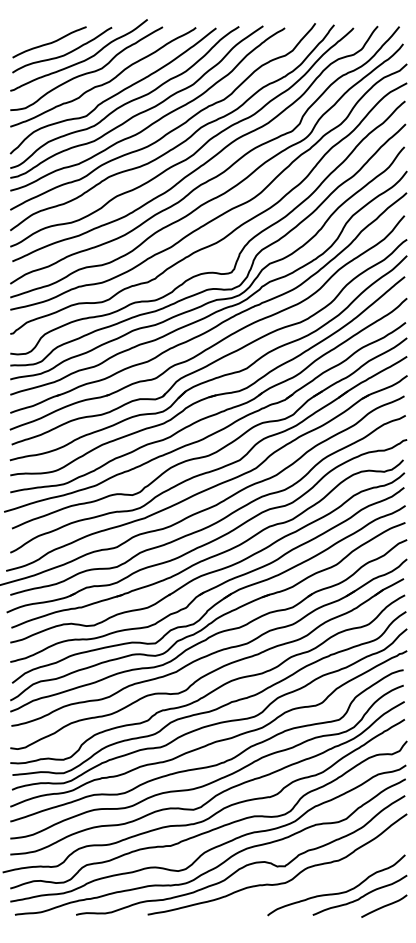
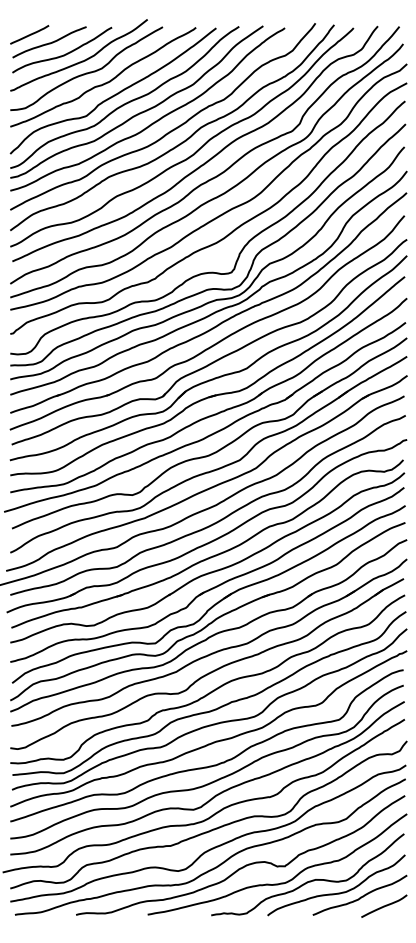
line: none -> present (29, 34)
curve: none -> present (309, 880)
